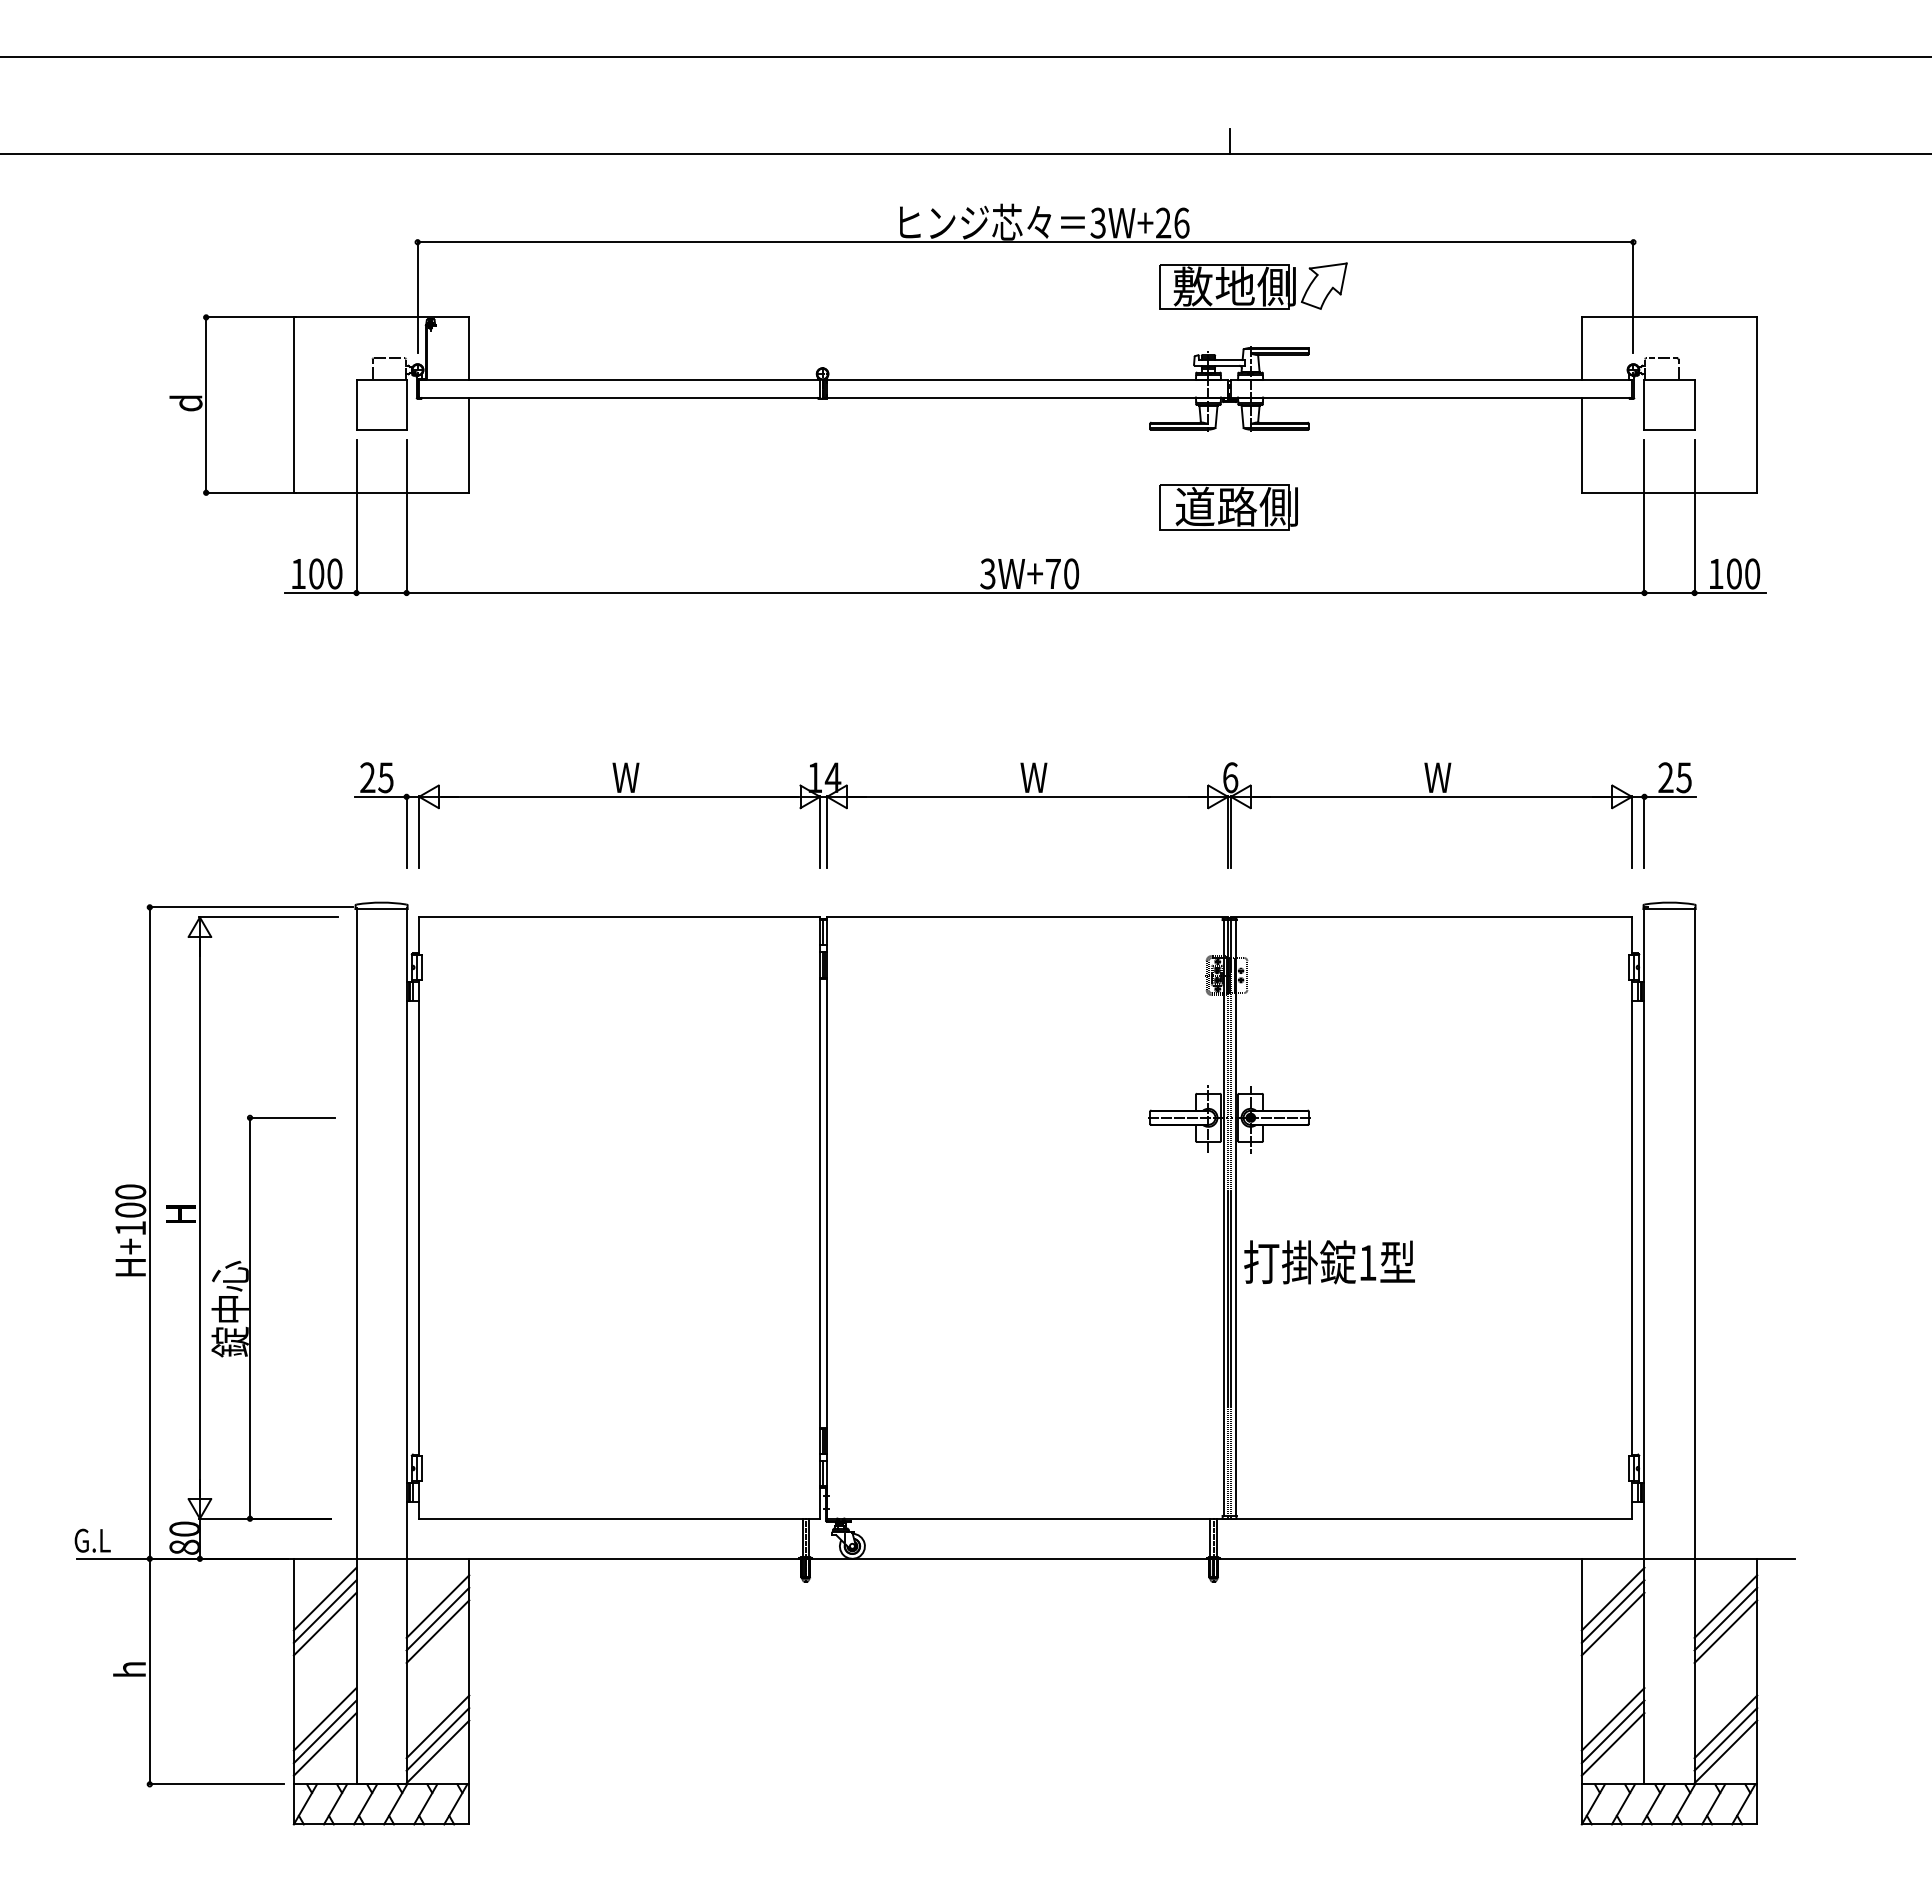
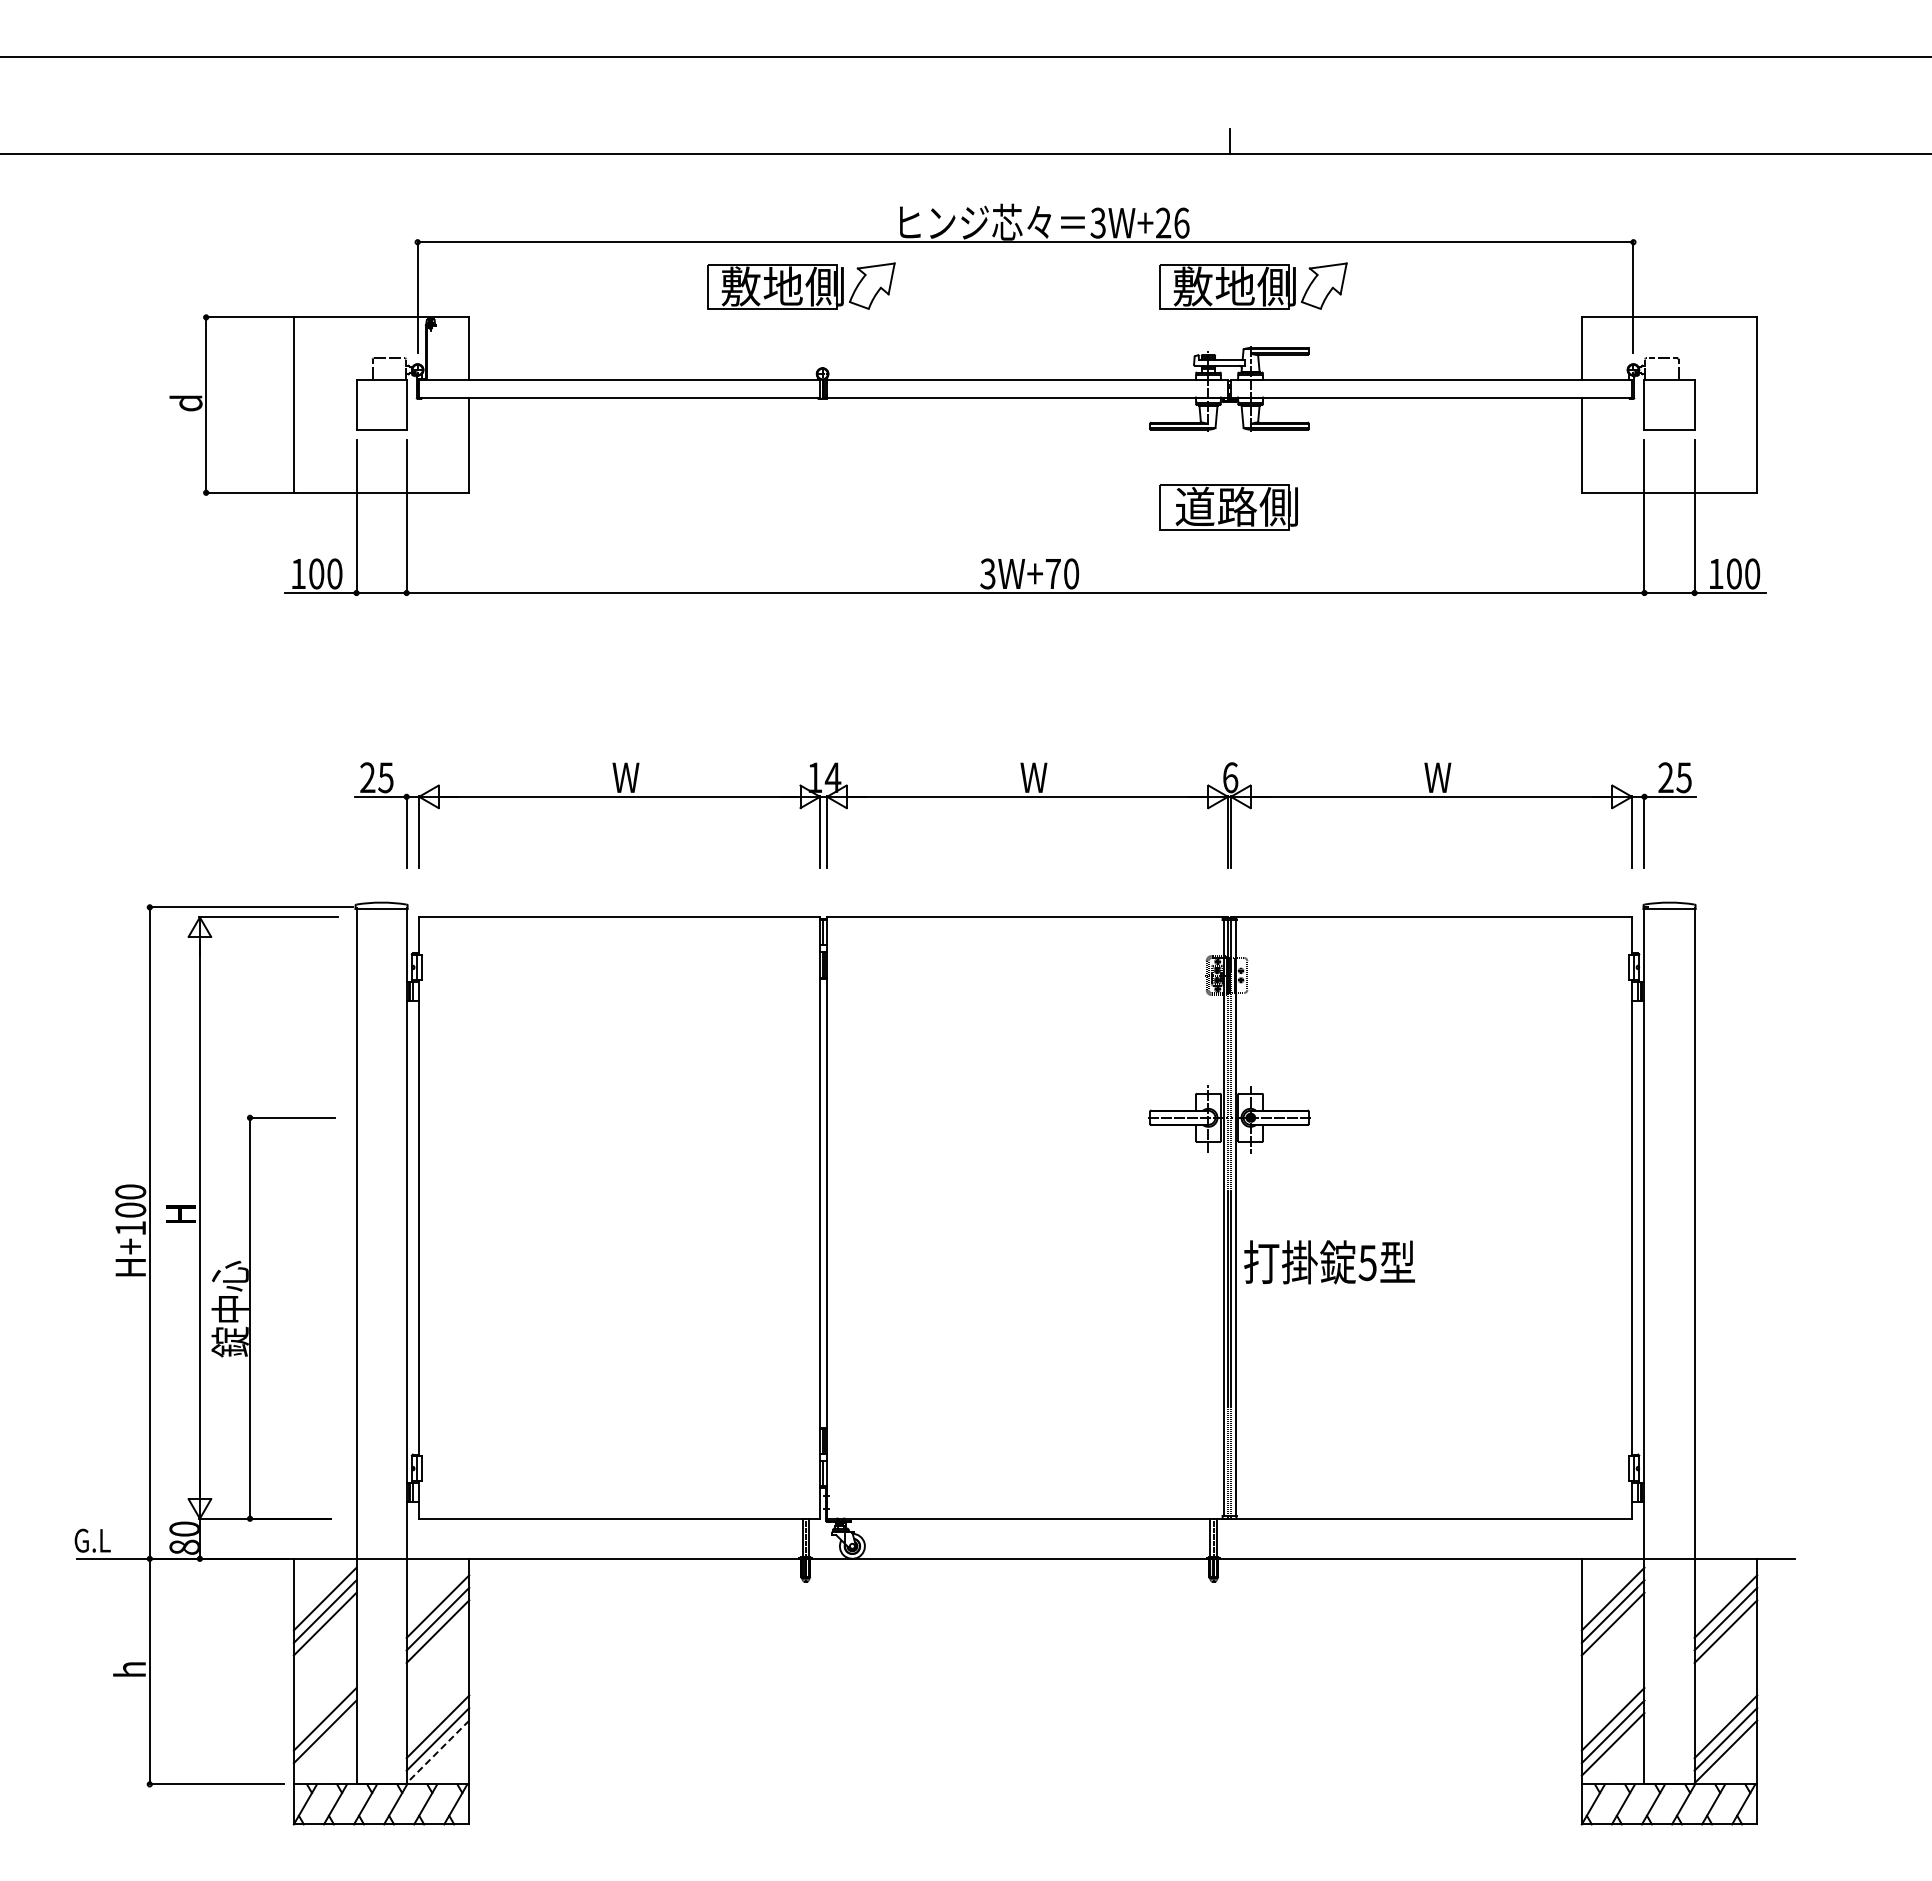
part: none -> present (801, 285)
text: 1 -> 5 (1367, 1263)
line: present -> none (324, 1744)
line: solid -> dashed (437, 1752)
